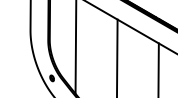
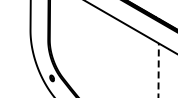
line: present -> none (75, 47)
line: present -> none (117, 56)
line: solid -> dashed (158, 70)
